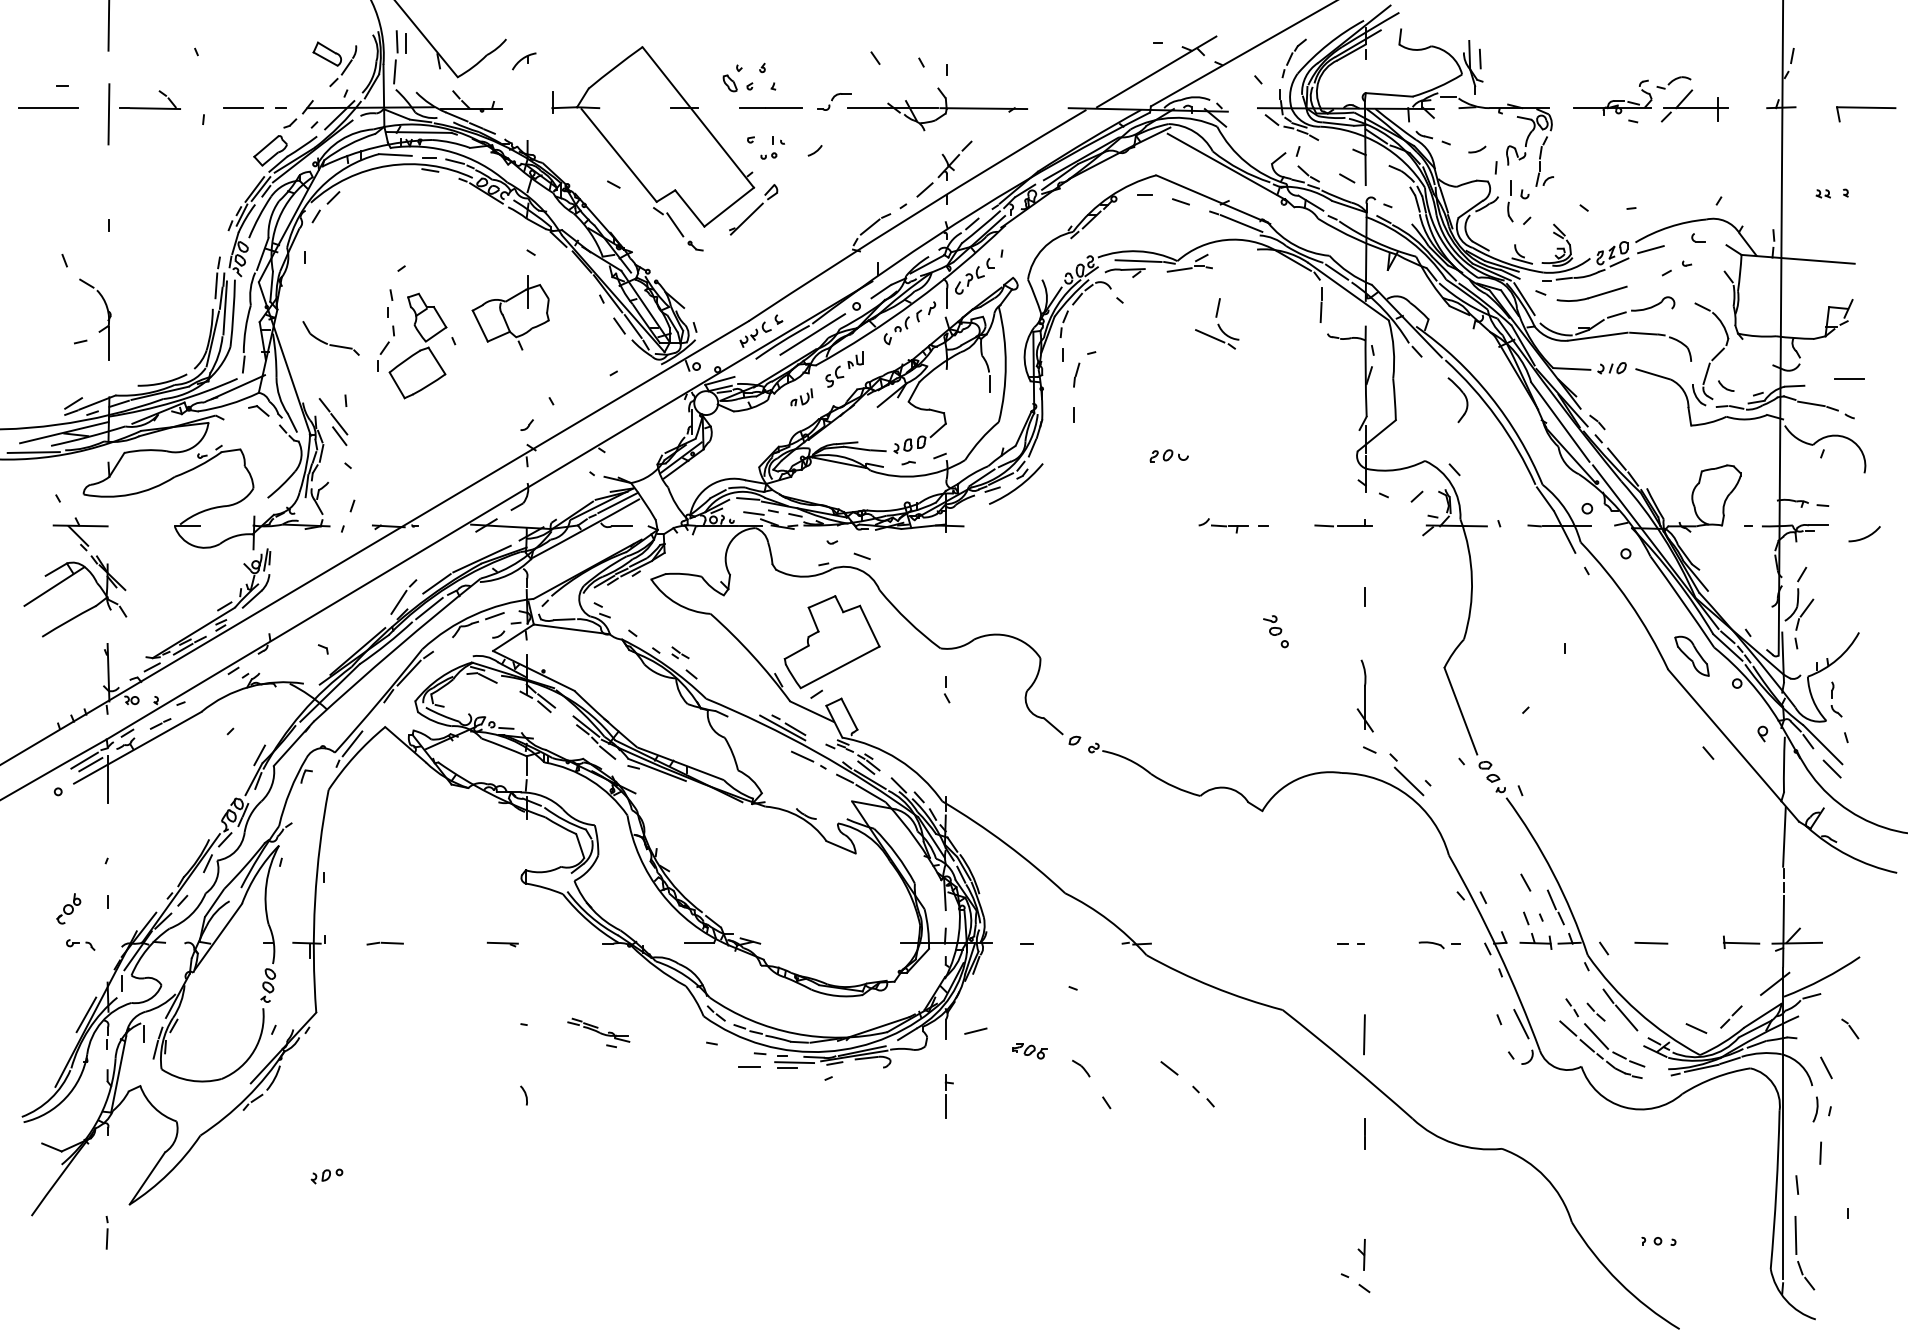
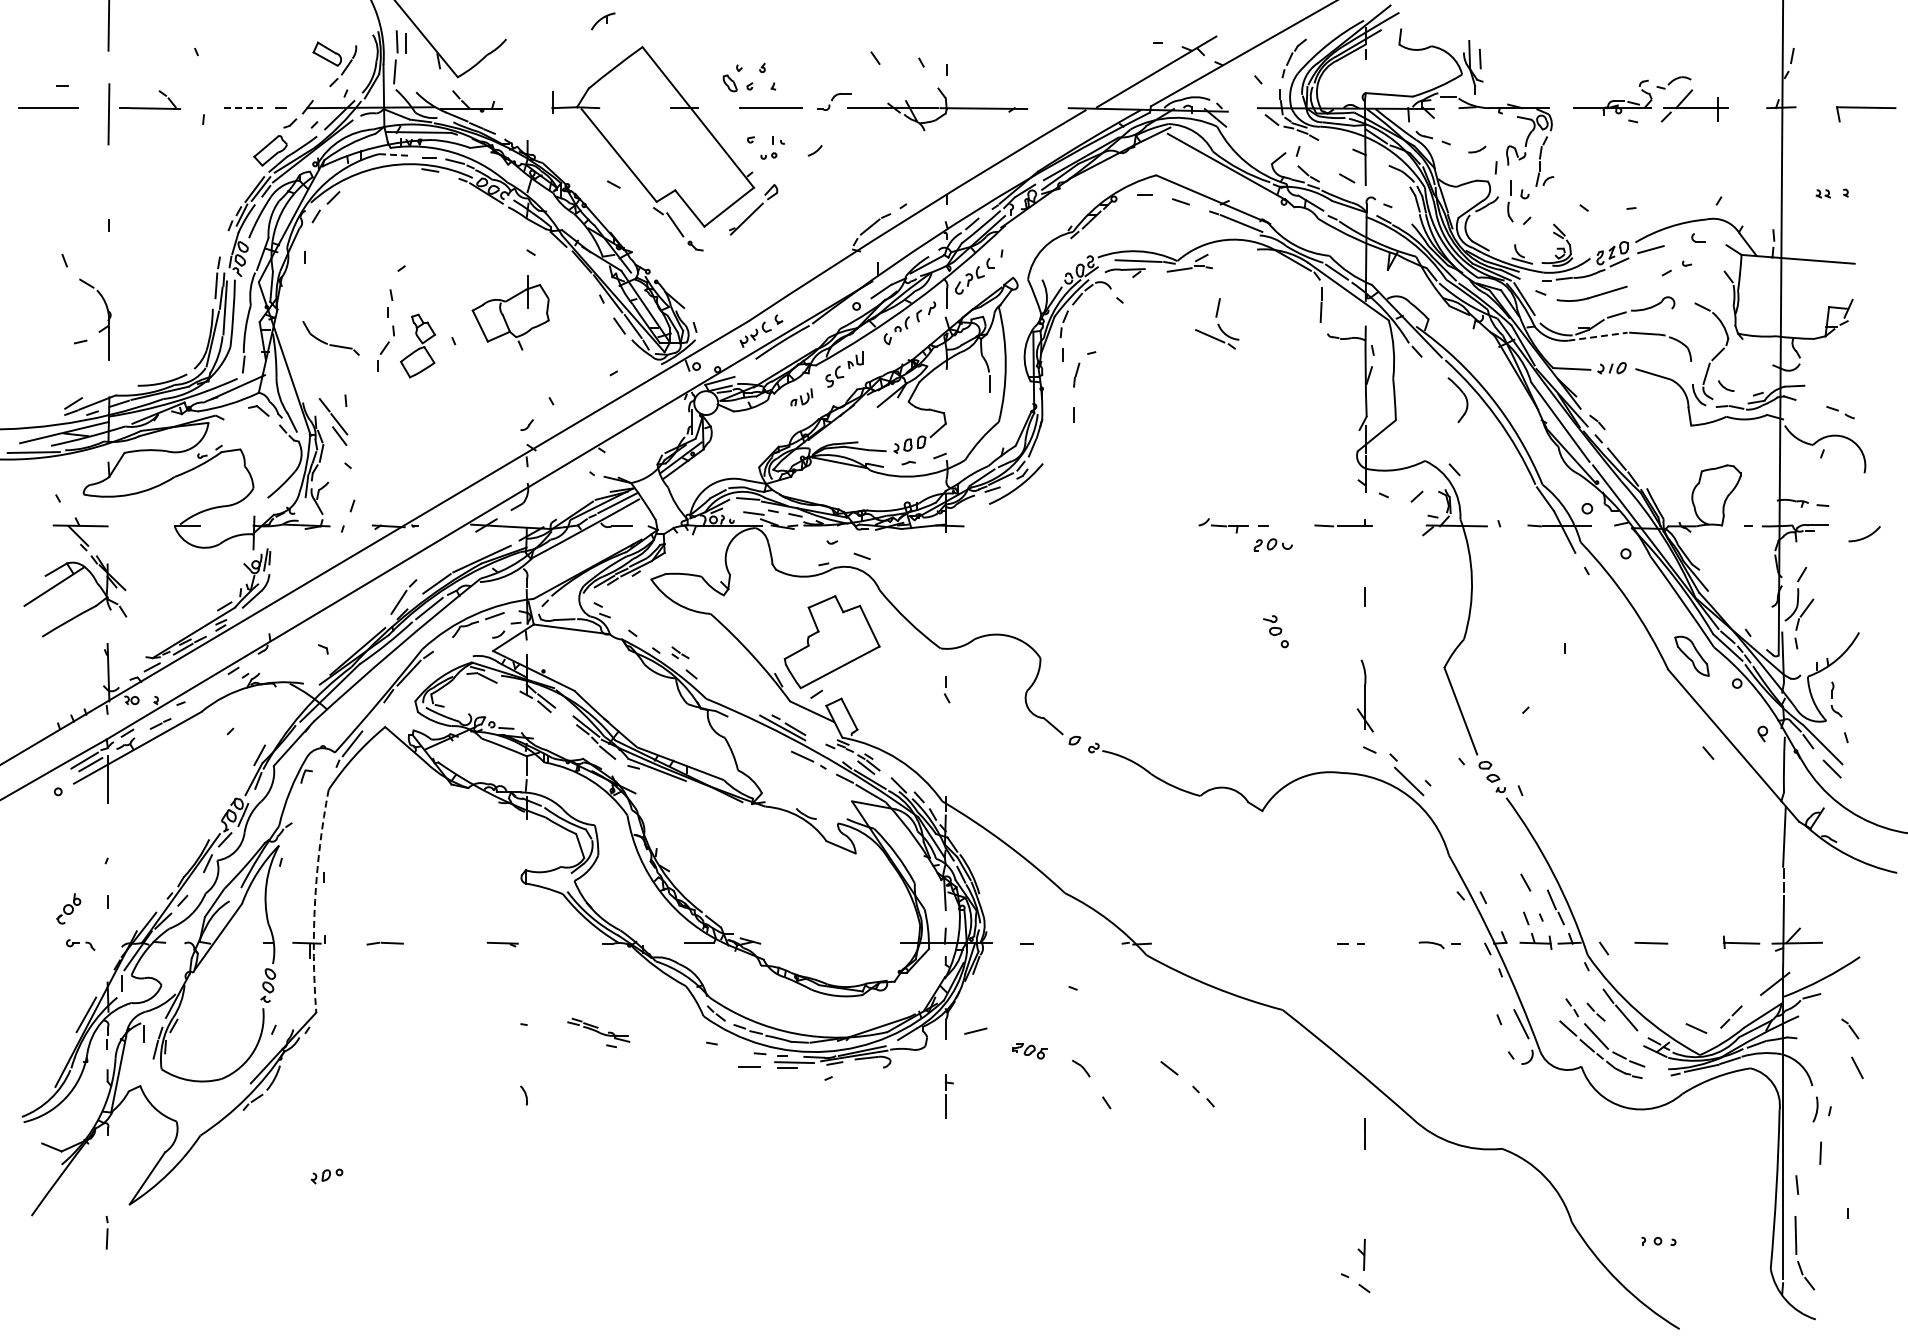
part position: (524, 61) -> (603, 21) (603, 21)
line: solid -> dashed (244, 108)
line: solid -> dashed (395, 155)
part: present -> none (944, 168)
line: present -> none (812, 334)
line: solid -> dashed (1597, 336)
part size: 60x108 px -> 37x66 px (418, 345)
line: present -> none (1849, 378)
line: present -> none (1811, 403)
part position: (1168, 455) -> (1272, 544) (1272, 544)
arc: solid -> dashed (315, 900)
line: present -> none (1364, 1034)
line position: (1826, 1067) -> (1857, 1067) (1857, 1067)
